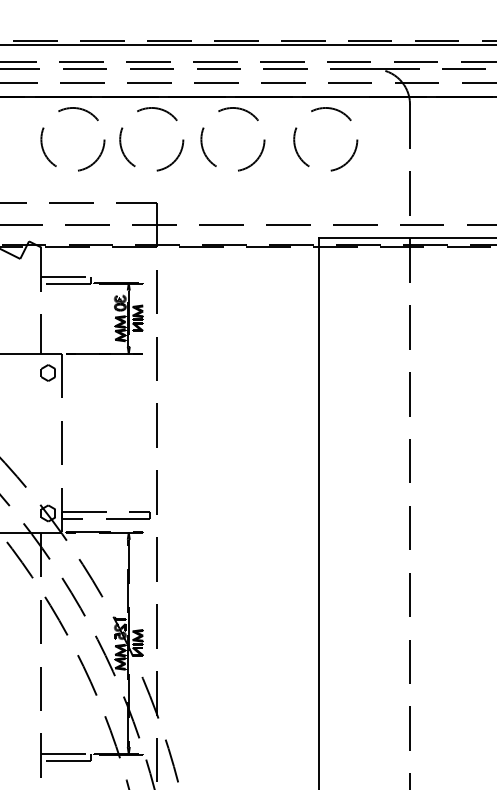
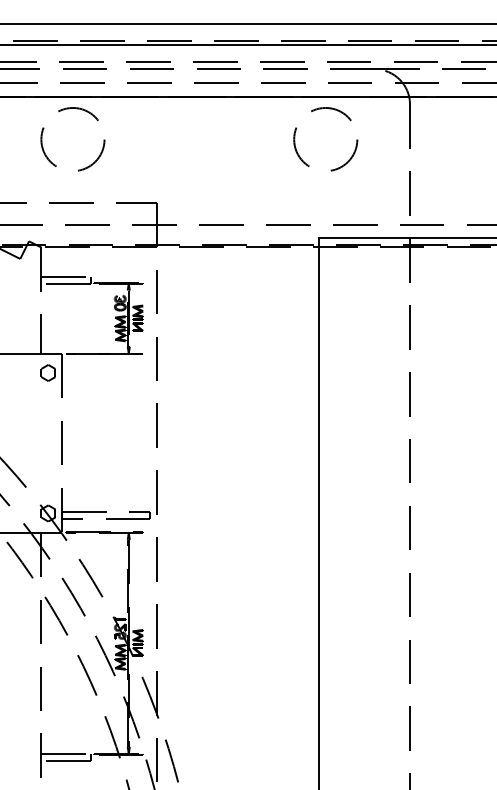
line: none -> present (247, 23)
circle: present -> none (151, 139)
circle: present -> none (232, 139)
